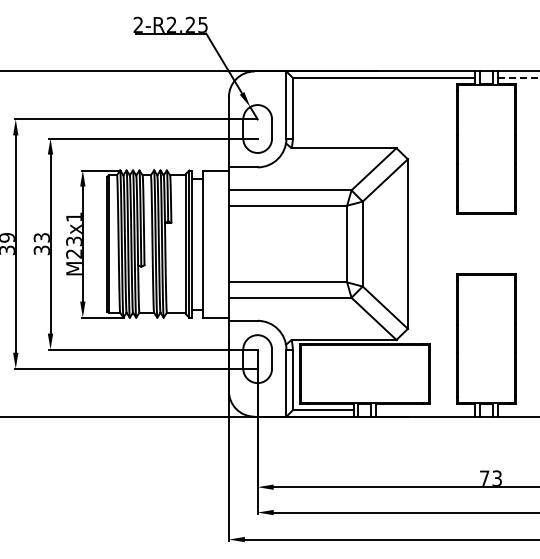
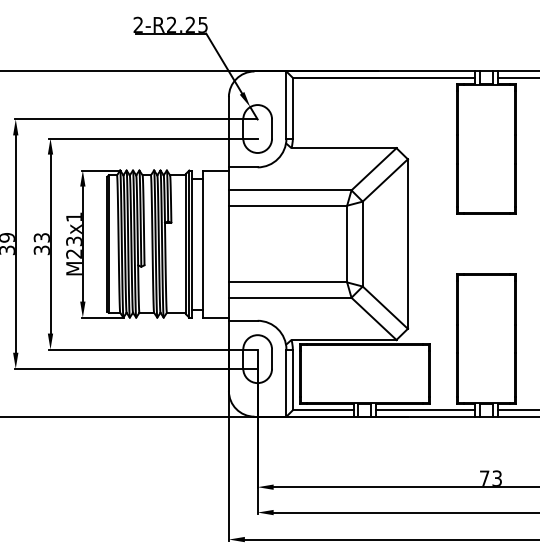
line: dashed -> solid (518, 77)
line: none -> present (425, 410)
line: none -> present (516, 410)
